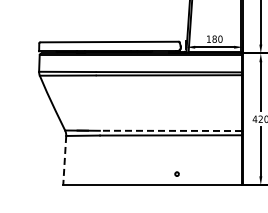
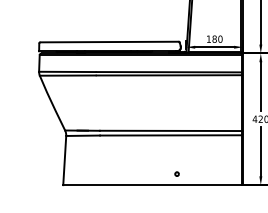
line: dashed -> solid (170, 130)
line: dashed -> solid (64, 160)
